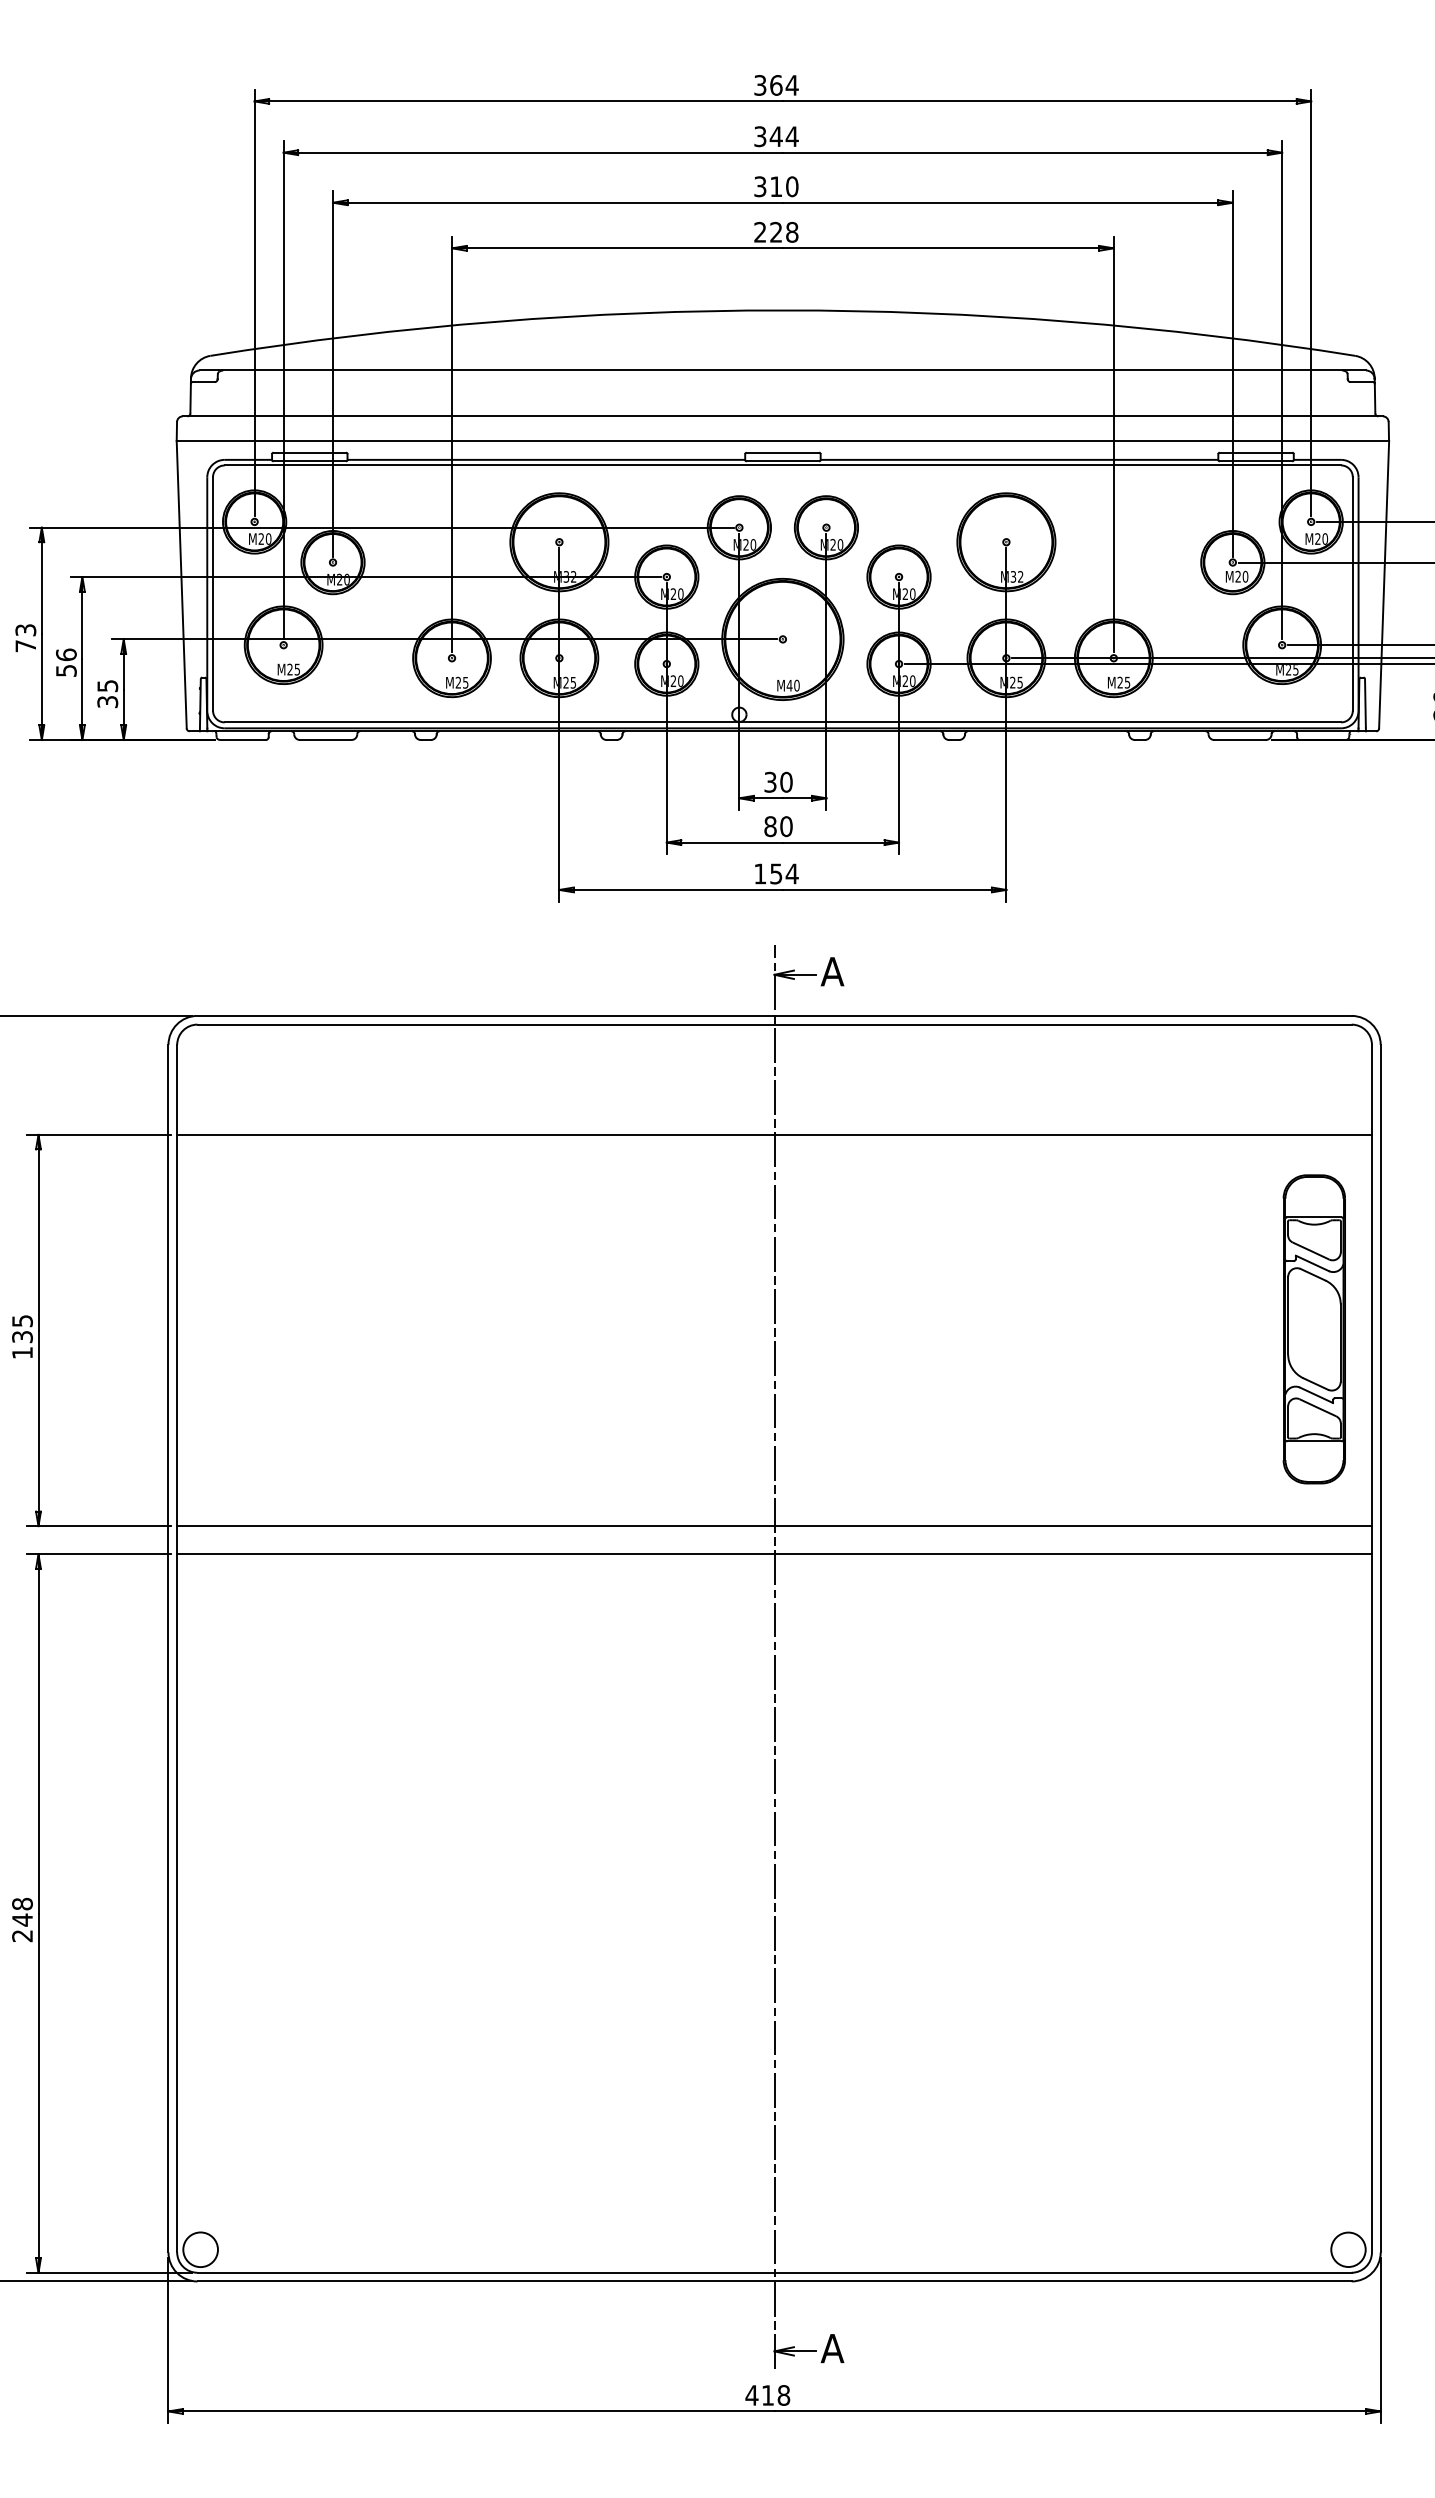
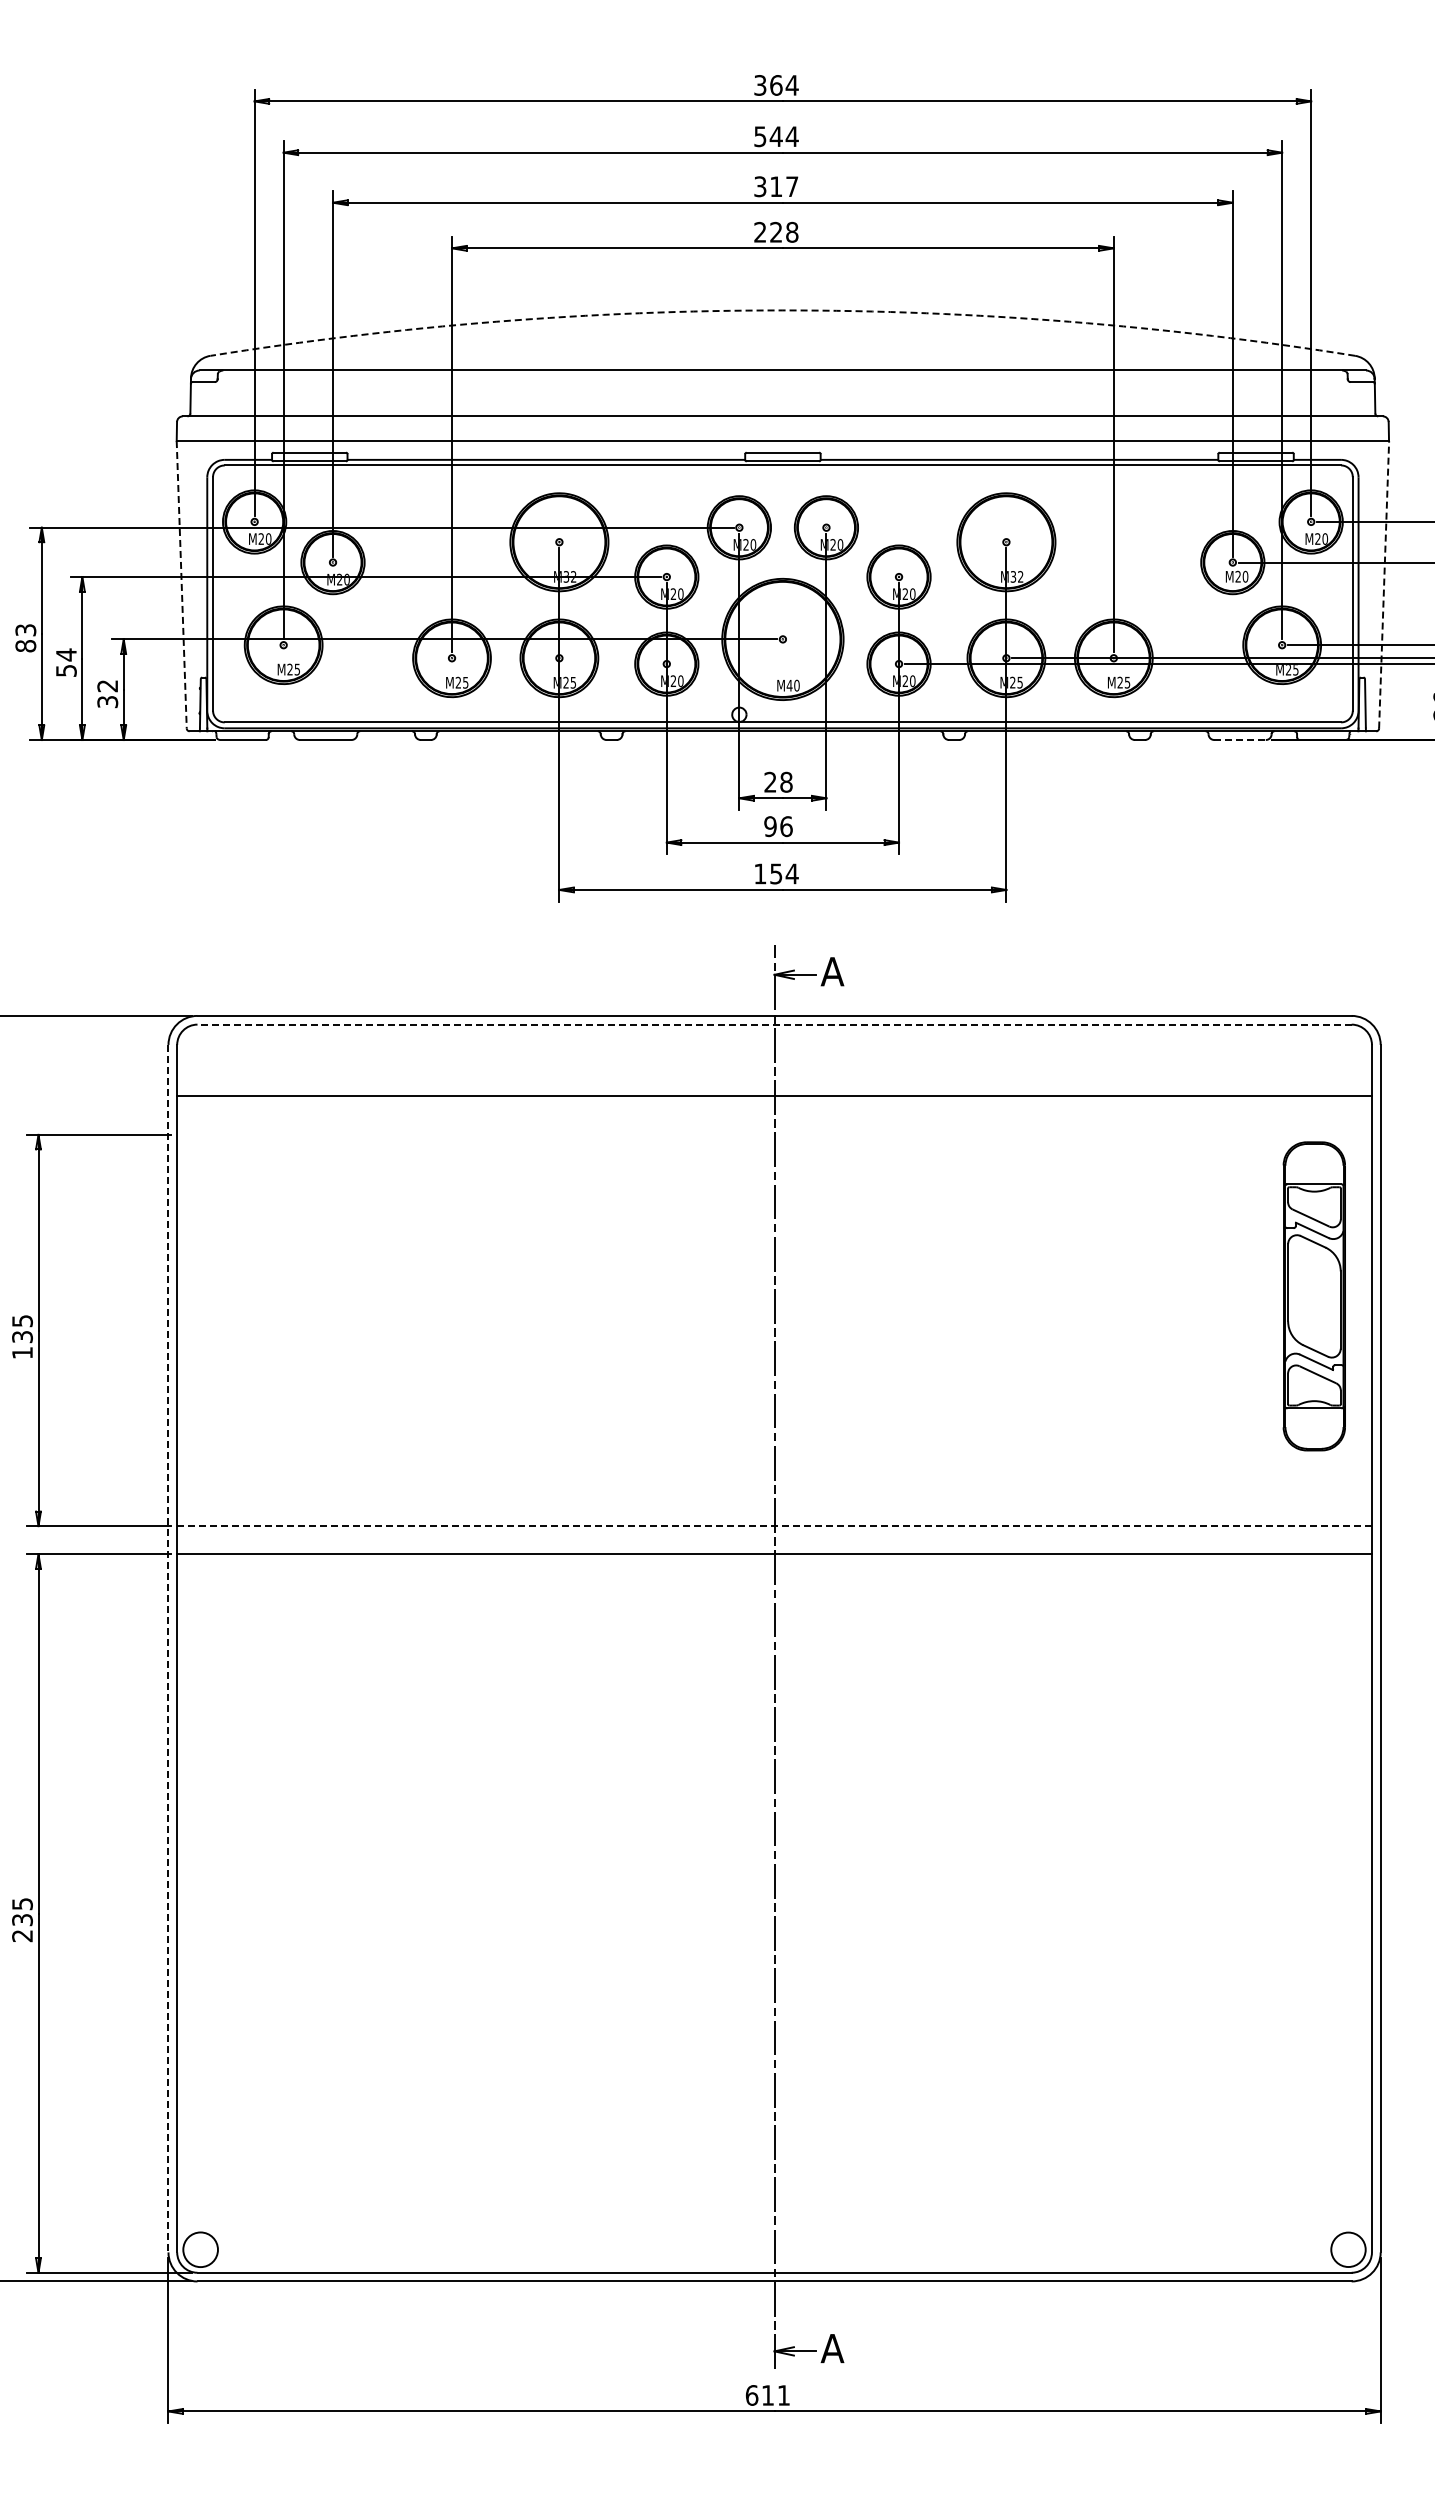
text: 344 -> 544 (760, 136)
text: 310 -> 317 (792, 186)
arc: solid -> dashed (782, 310)
line: solid -> dashed (181, 584)
line: solid -> dashed (1384, 584)
text: 73 -> 83 (25, 646)
text: 56 -> 54 (66, 654)
text: 35 -> 32 (107, 686)
line: solid -> dashed (1240, 740)
text: 30 -> 28 (778, 782)
text: 80 -> 96 (778, 826)
line: solid -> dashed (774, 1024)
line position: (774, 1134) -> (774, 1095) (774, 1095)
part position: (1313, 1329) -> (1313, 1296) (1313, 1296)
line: solid -> dashed (774, 1526)
line: solid -> dashed (168, 1648)
text: 248 -> 235 (22, 1911)
text: 418 -> 611 (767, 2395)
